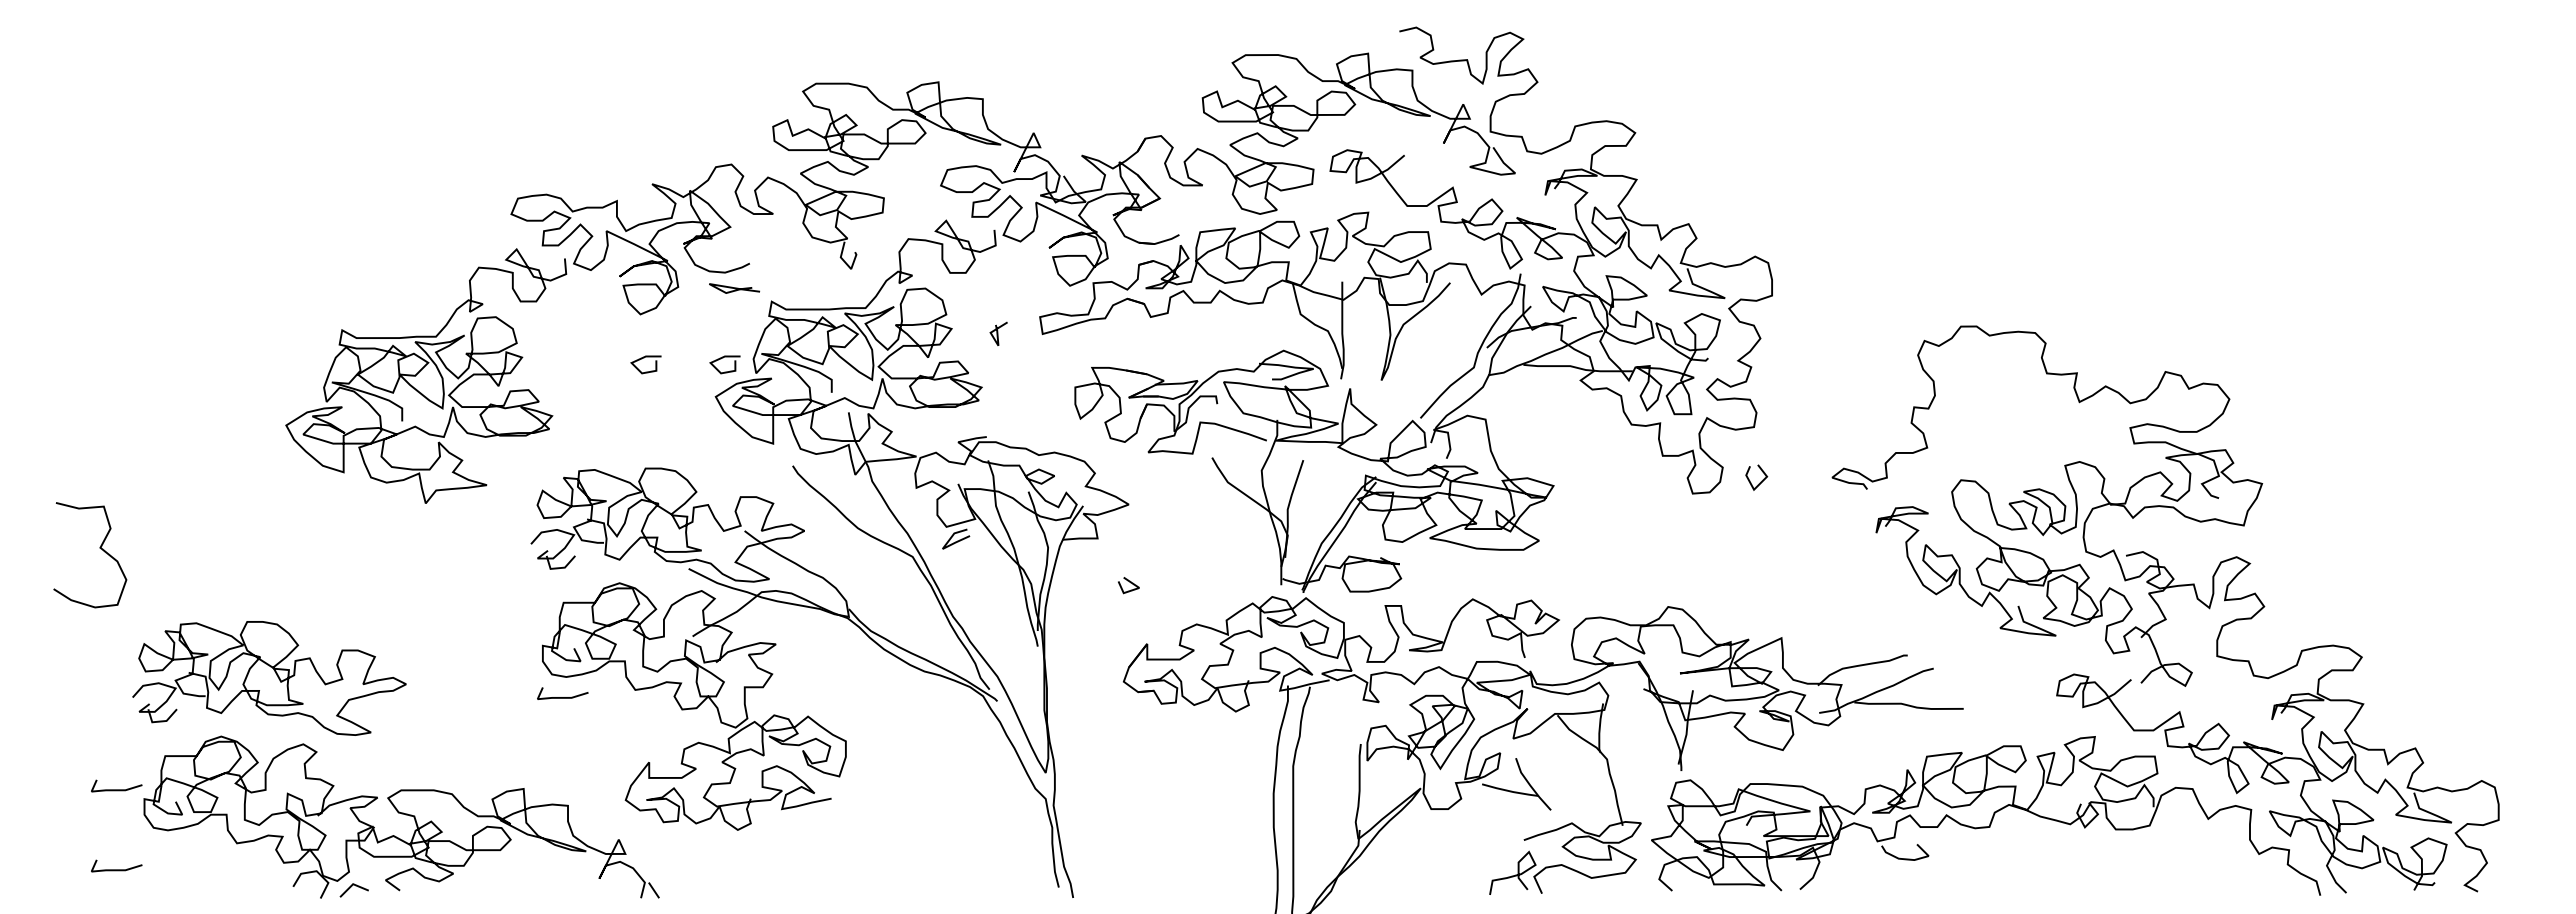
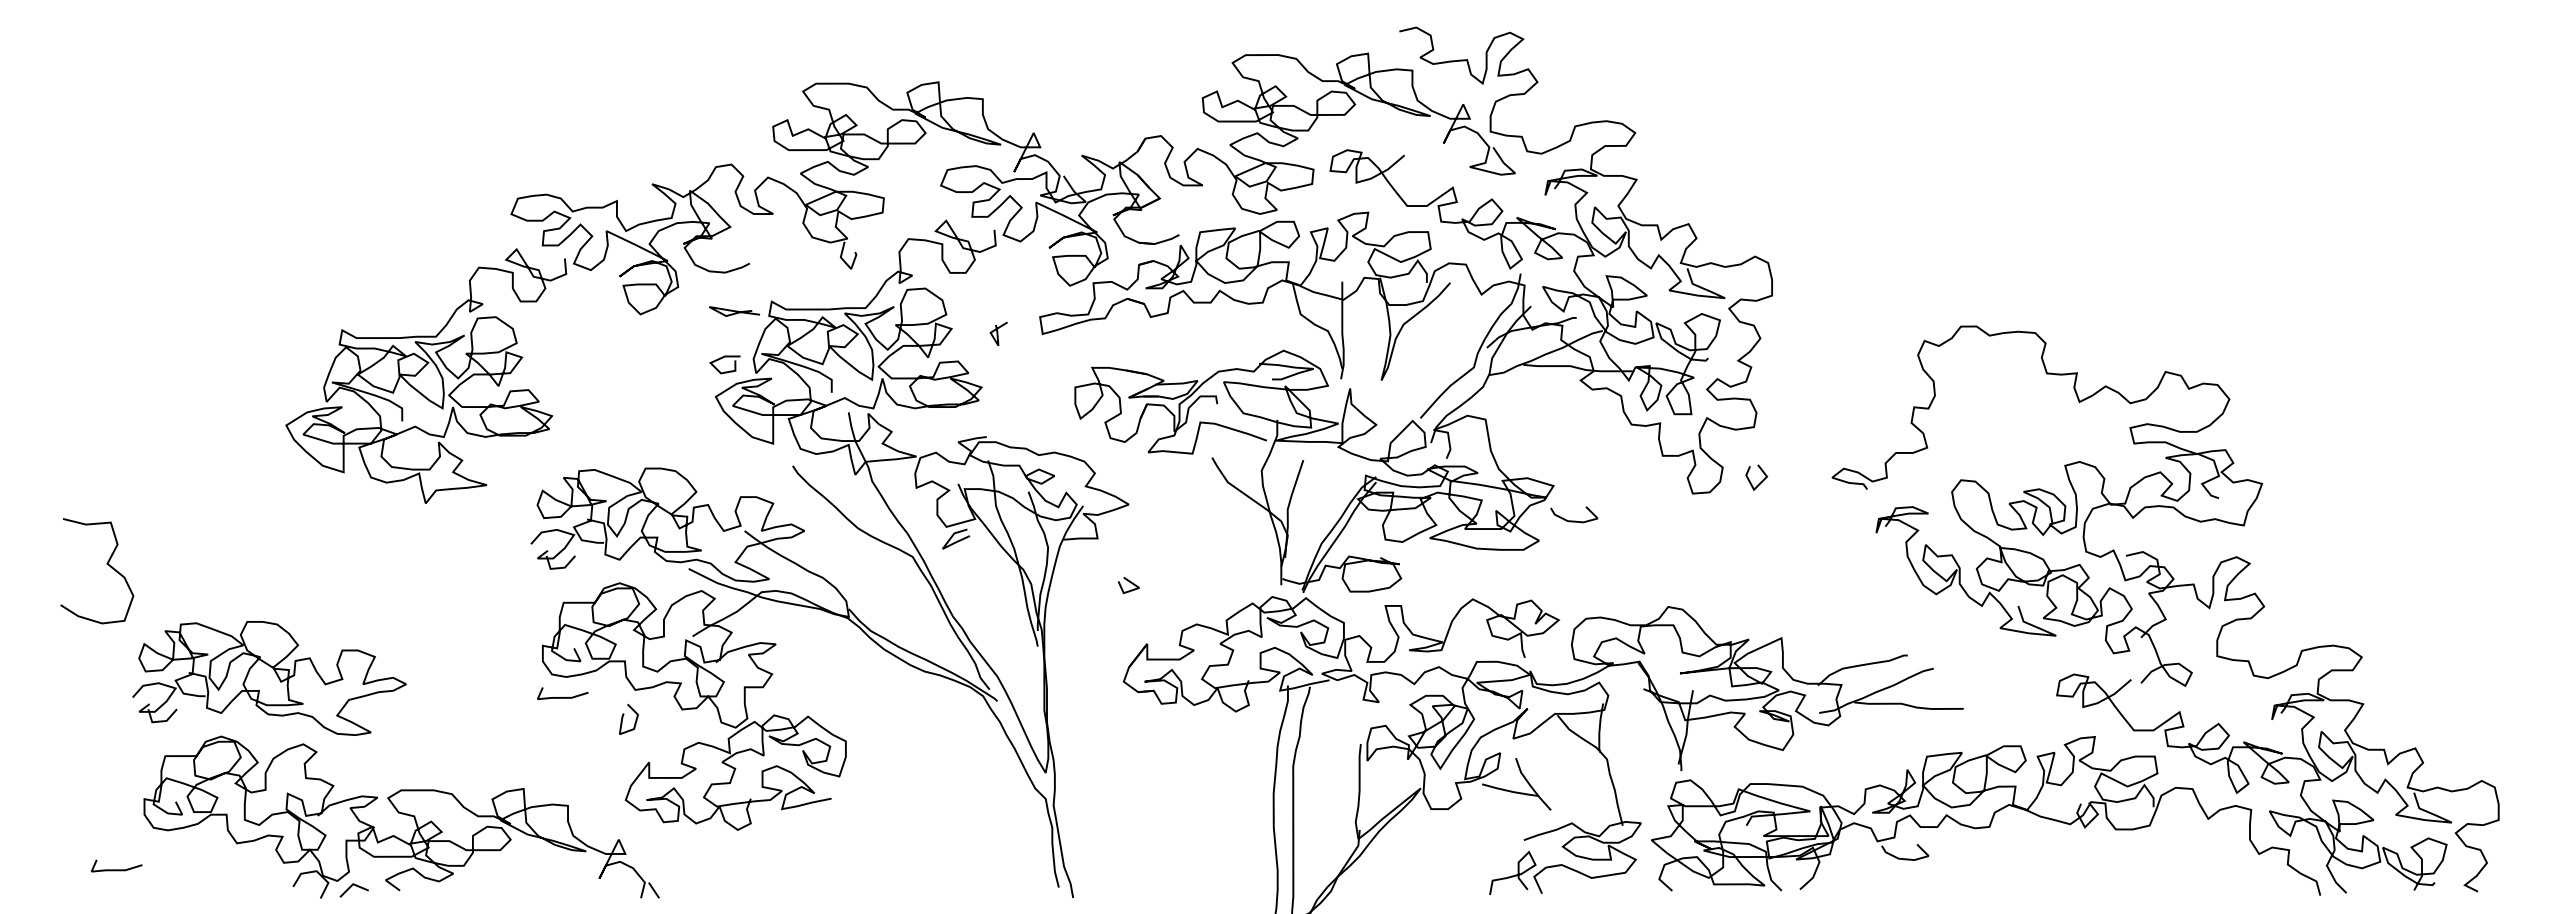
curve position: (734, 288) -> (734, 311) (734, 311)
curve: present -> none (644, 358)
curve: none -> present (1574, 520)
curve position: (99, 548) -> (106, 564) (106, 564)
curve: none -> present (623, 718)
line: present -> none (116, 789)
